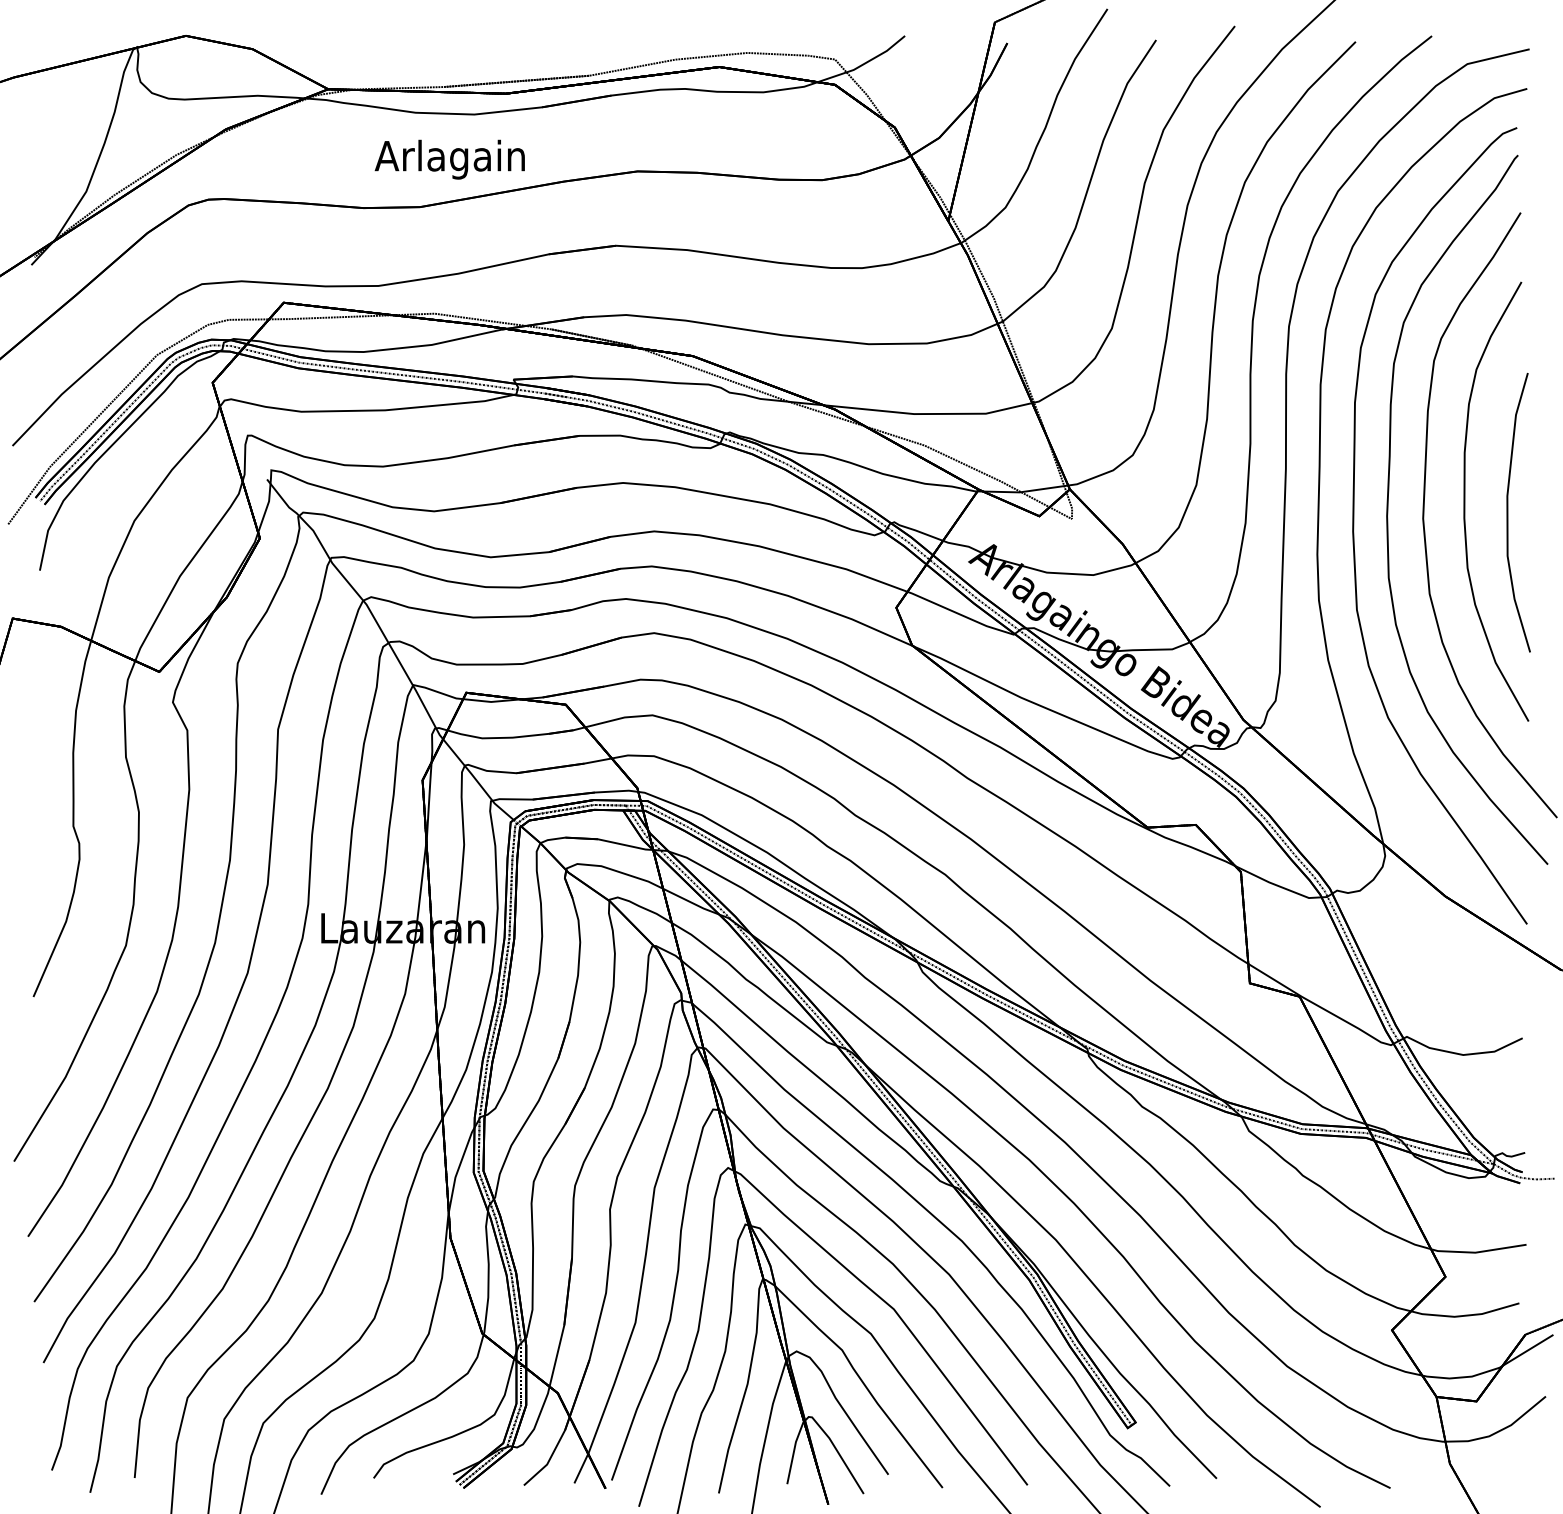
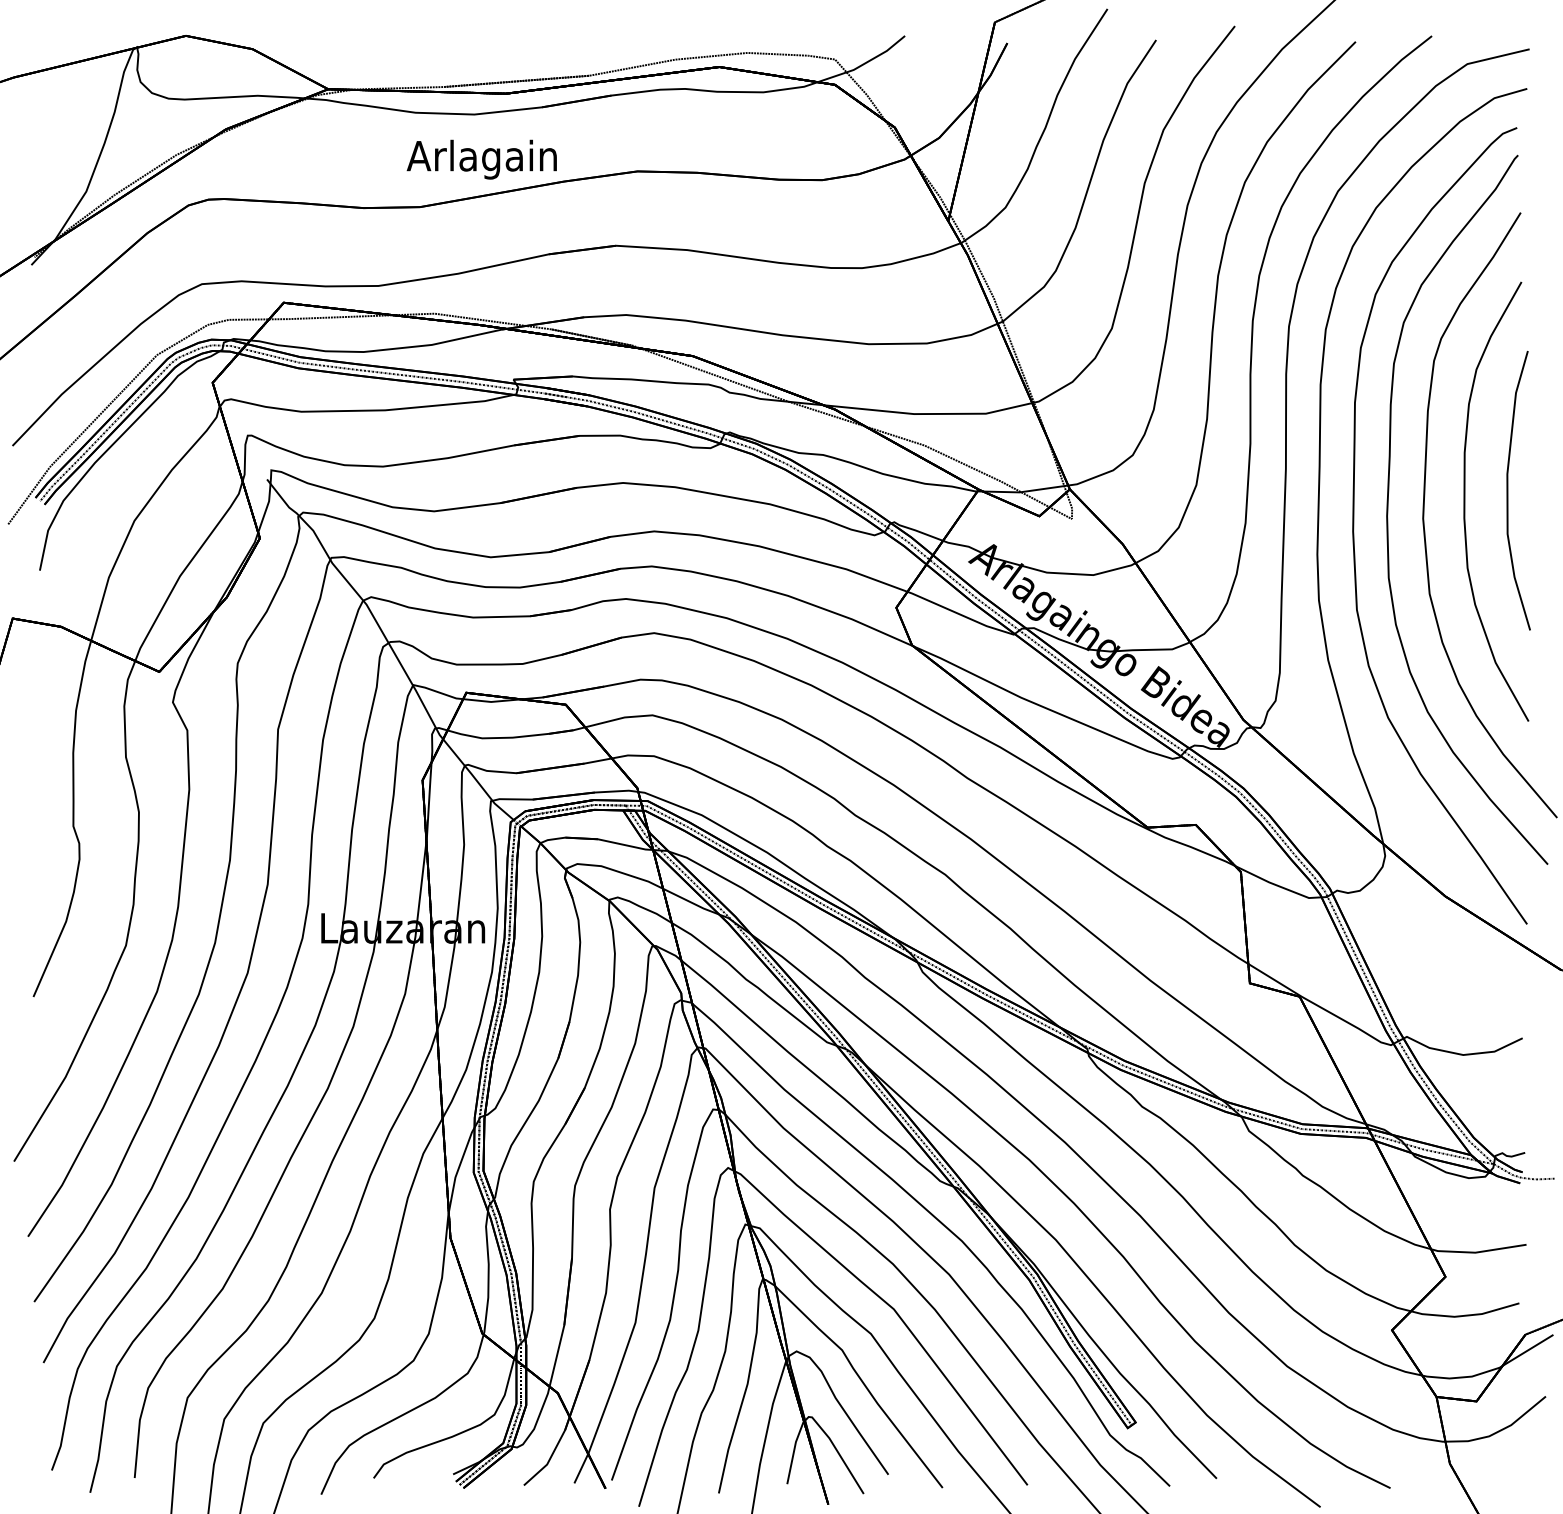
text position: (449, 159) -> (481, 159) (481, 159)
curve position: (1508, 512) -> (1508, 490) (1508, 490)
